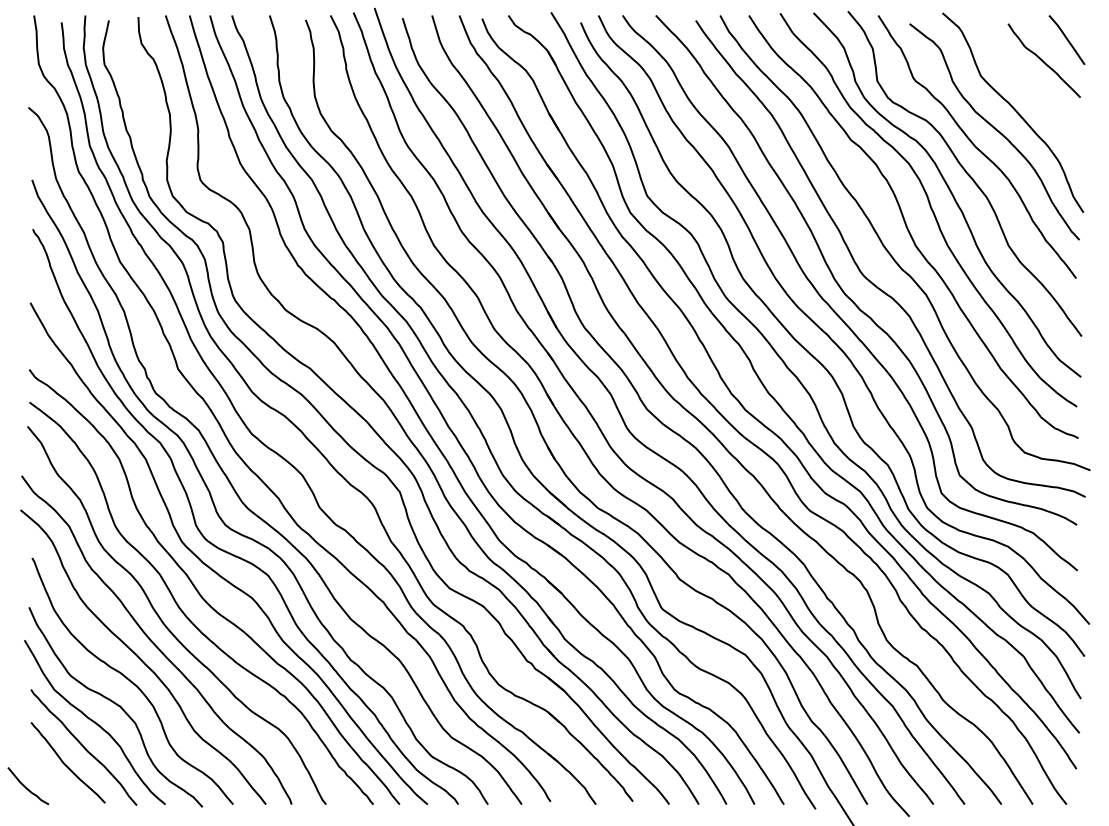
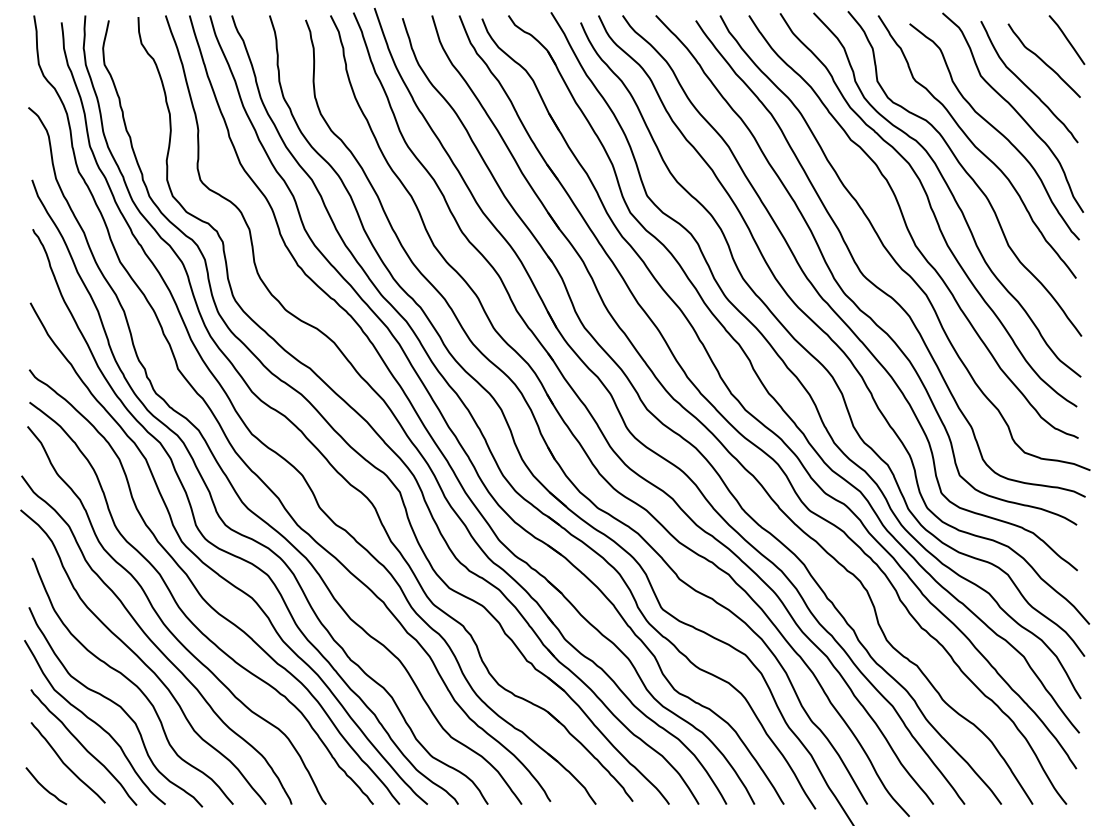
curve: none -> present (1026, 84)
curve position: (27, 787) -> (45, 787) (45, 787)
